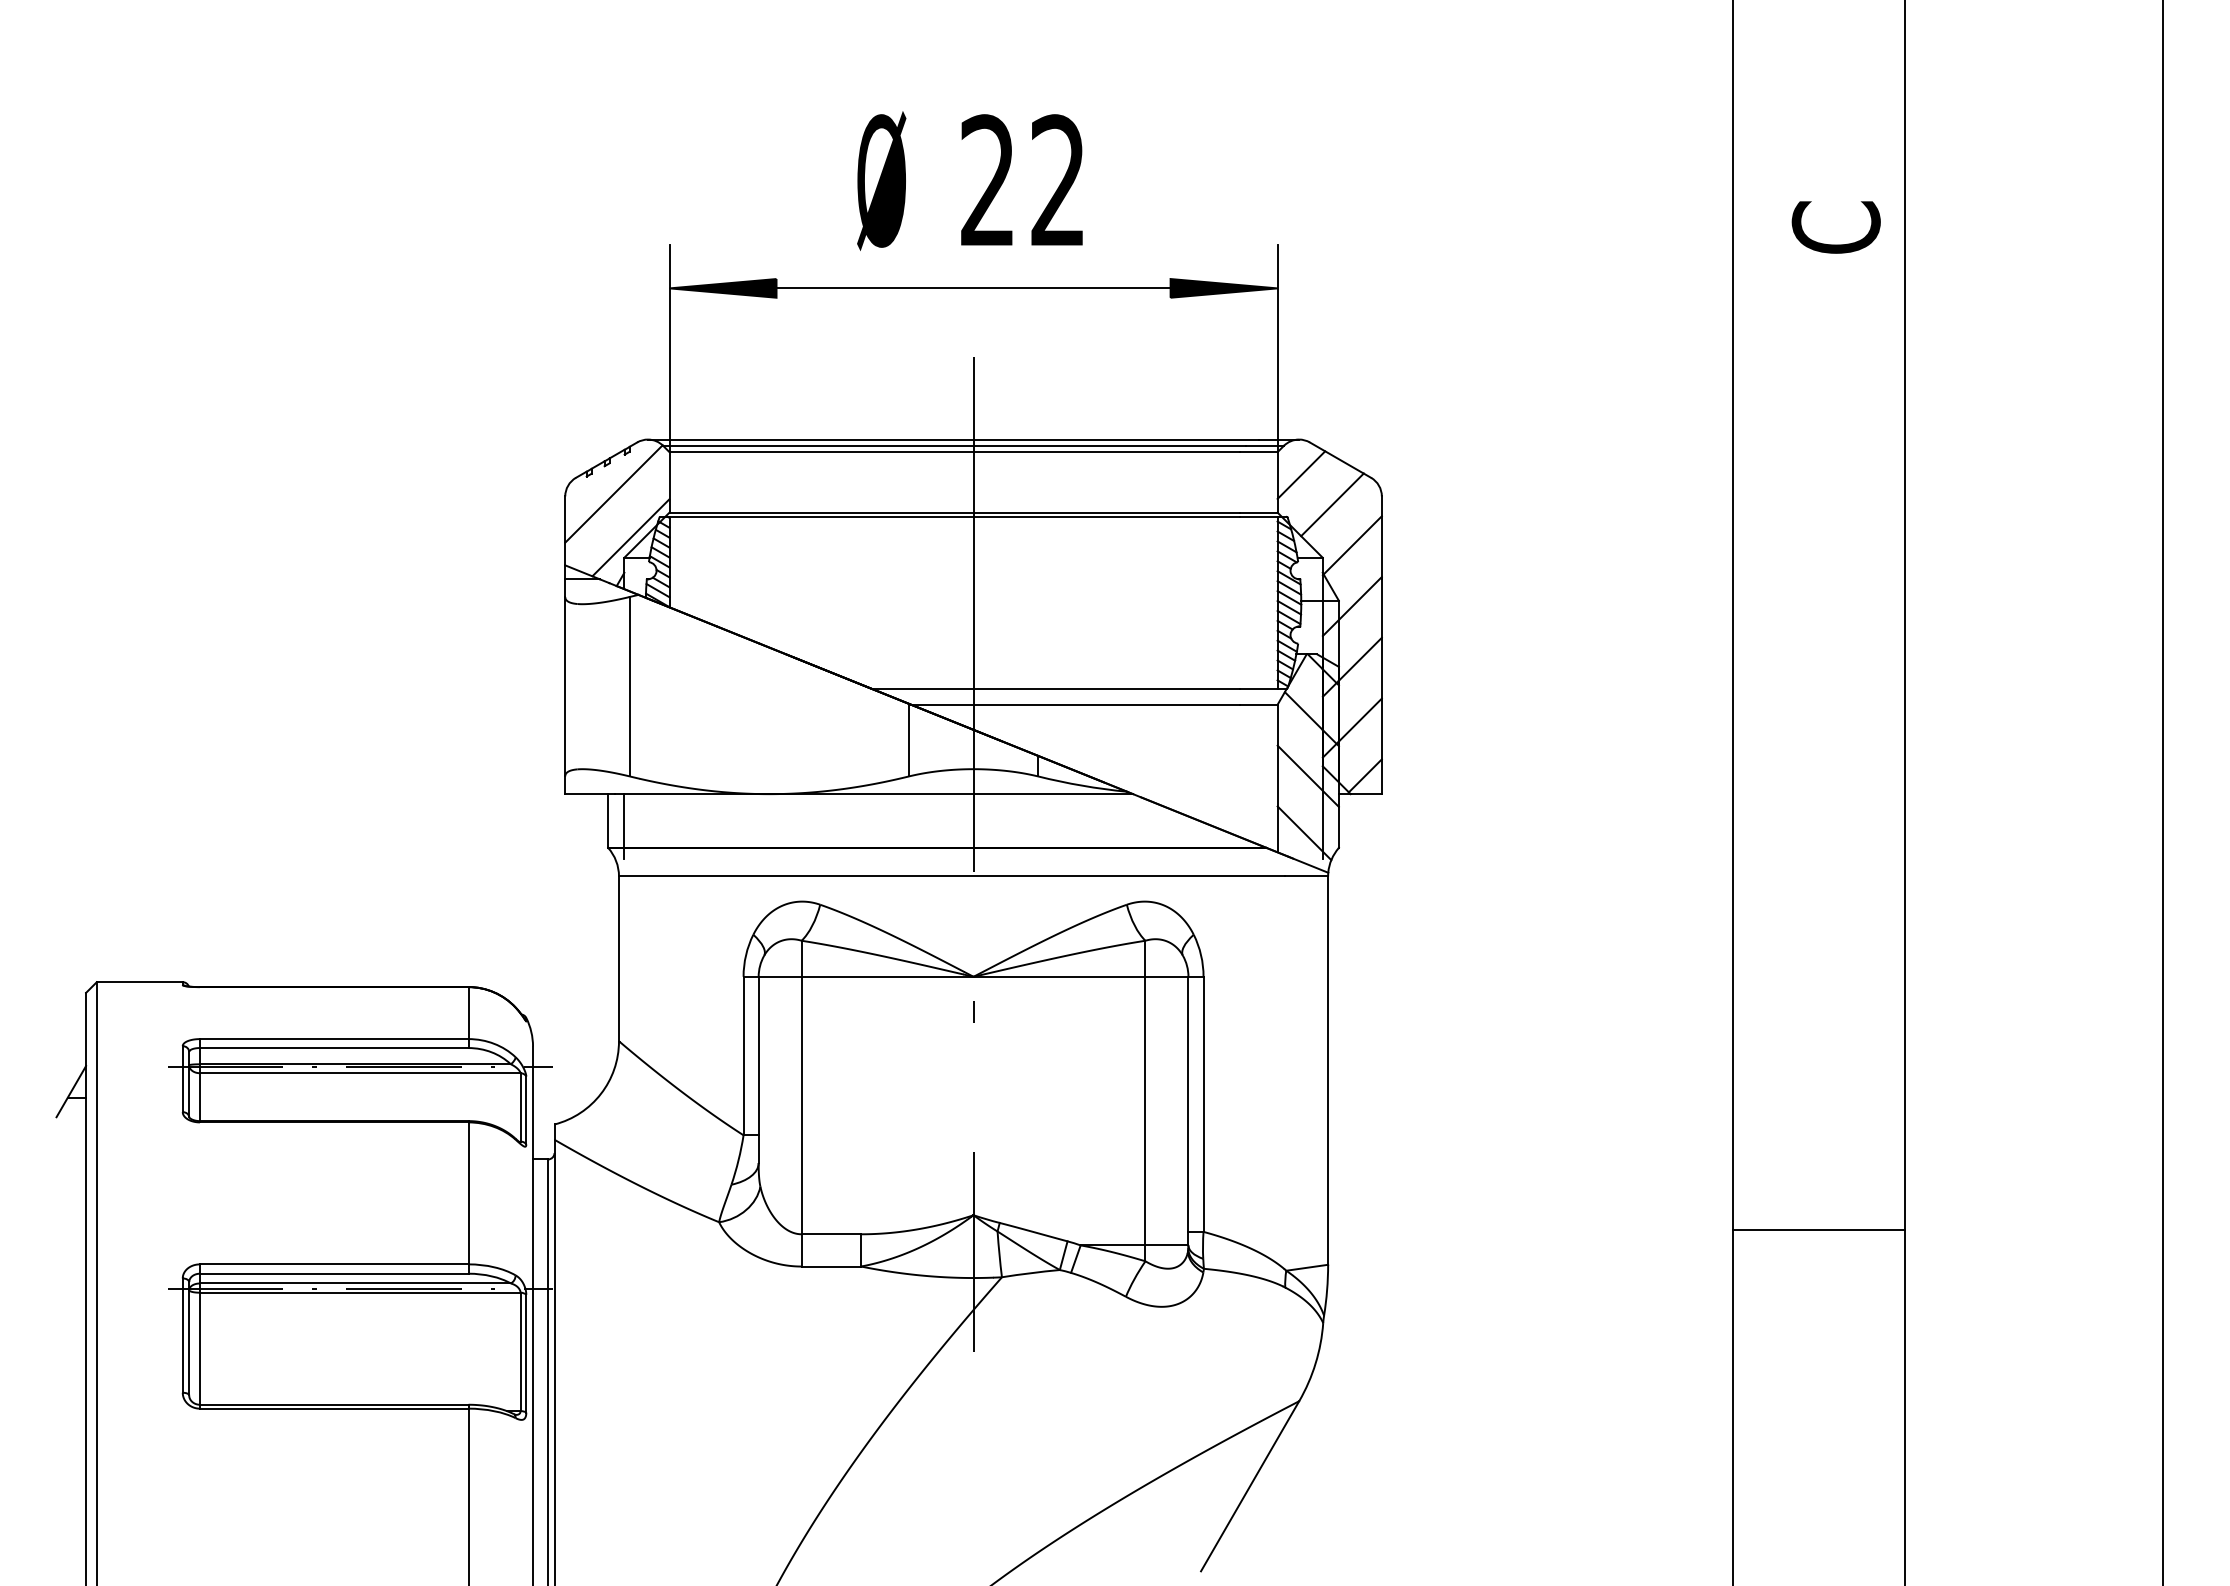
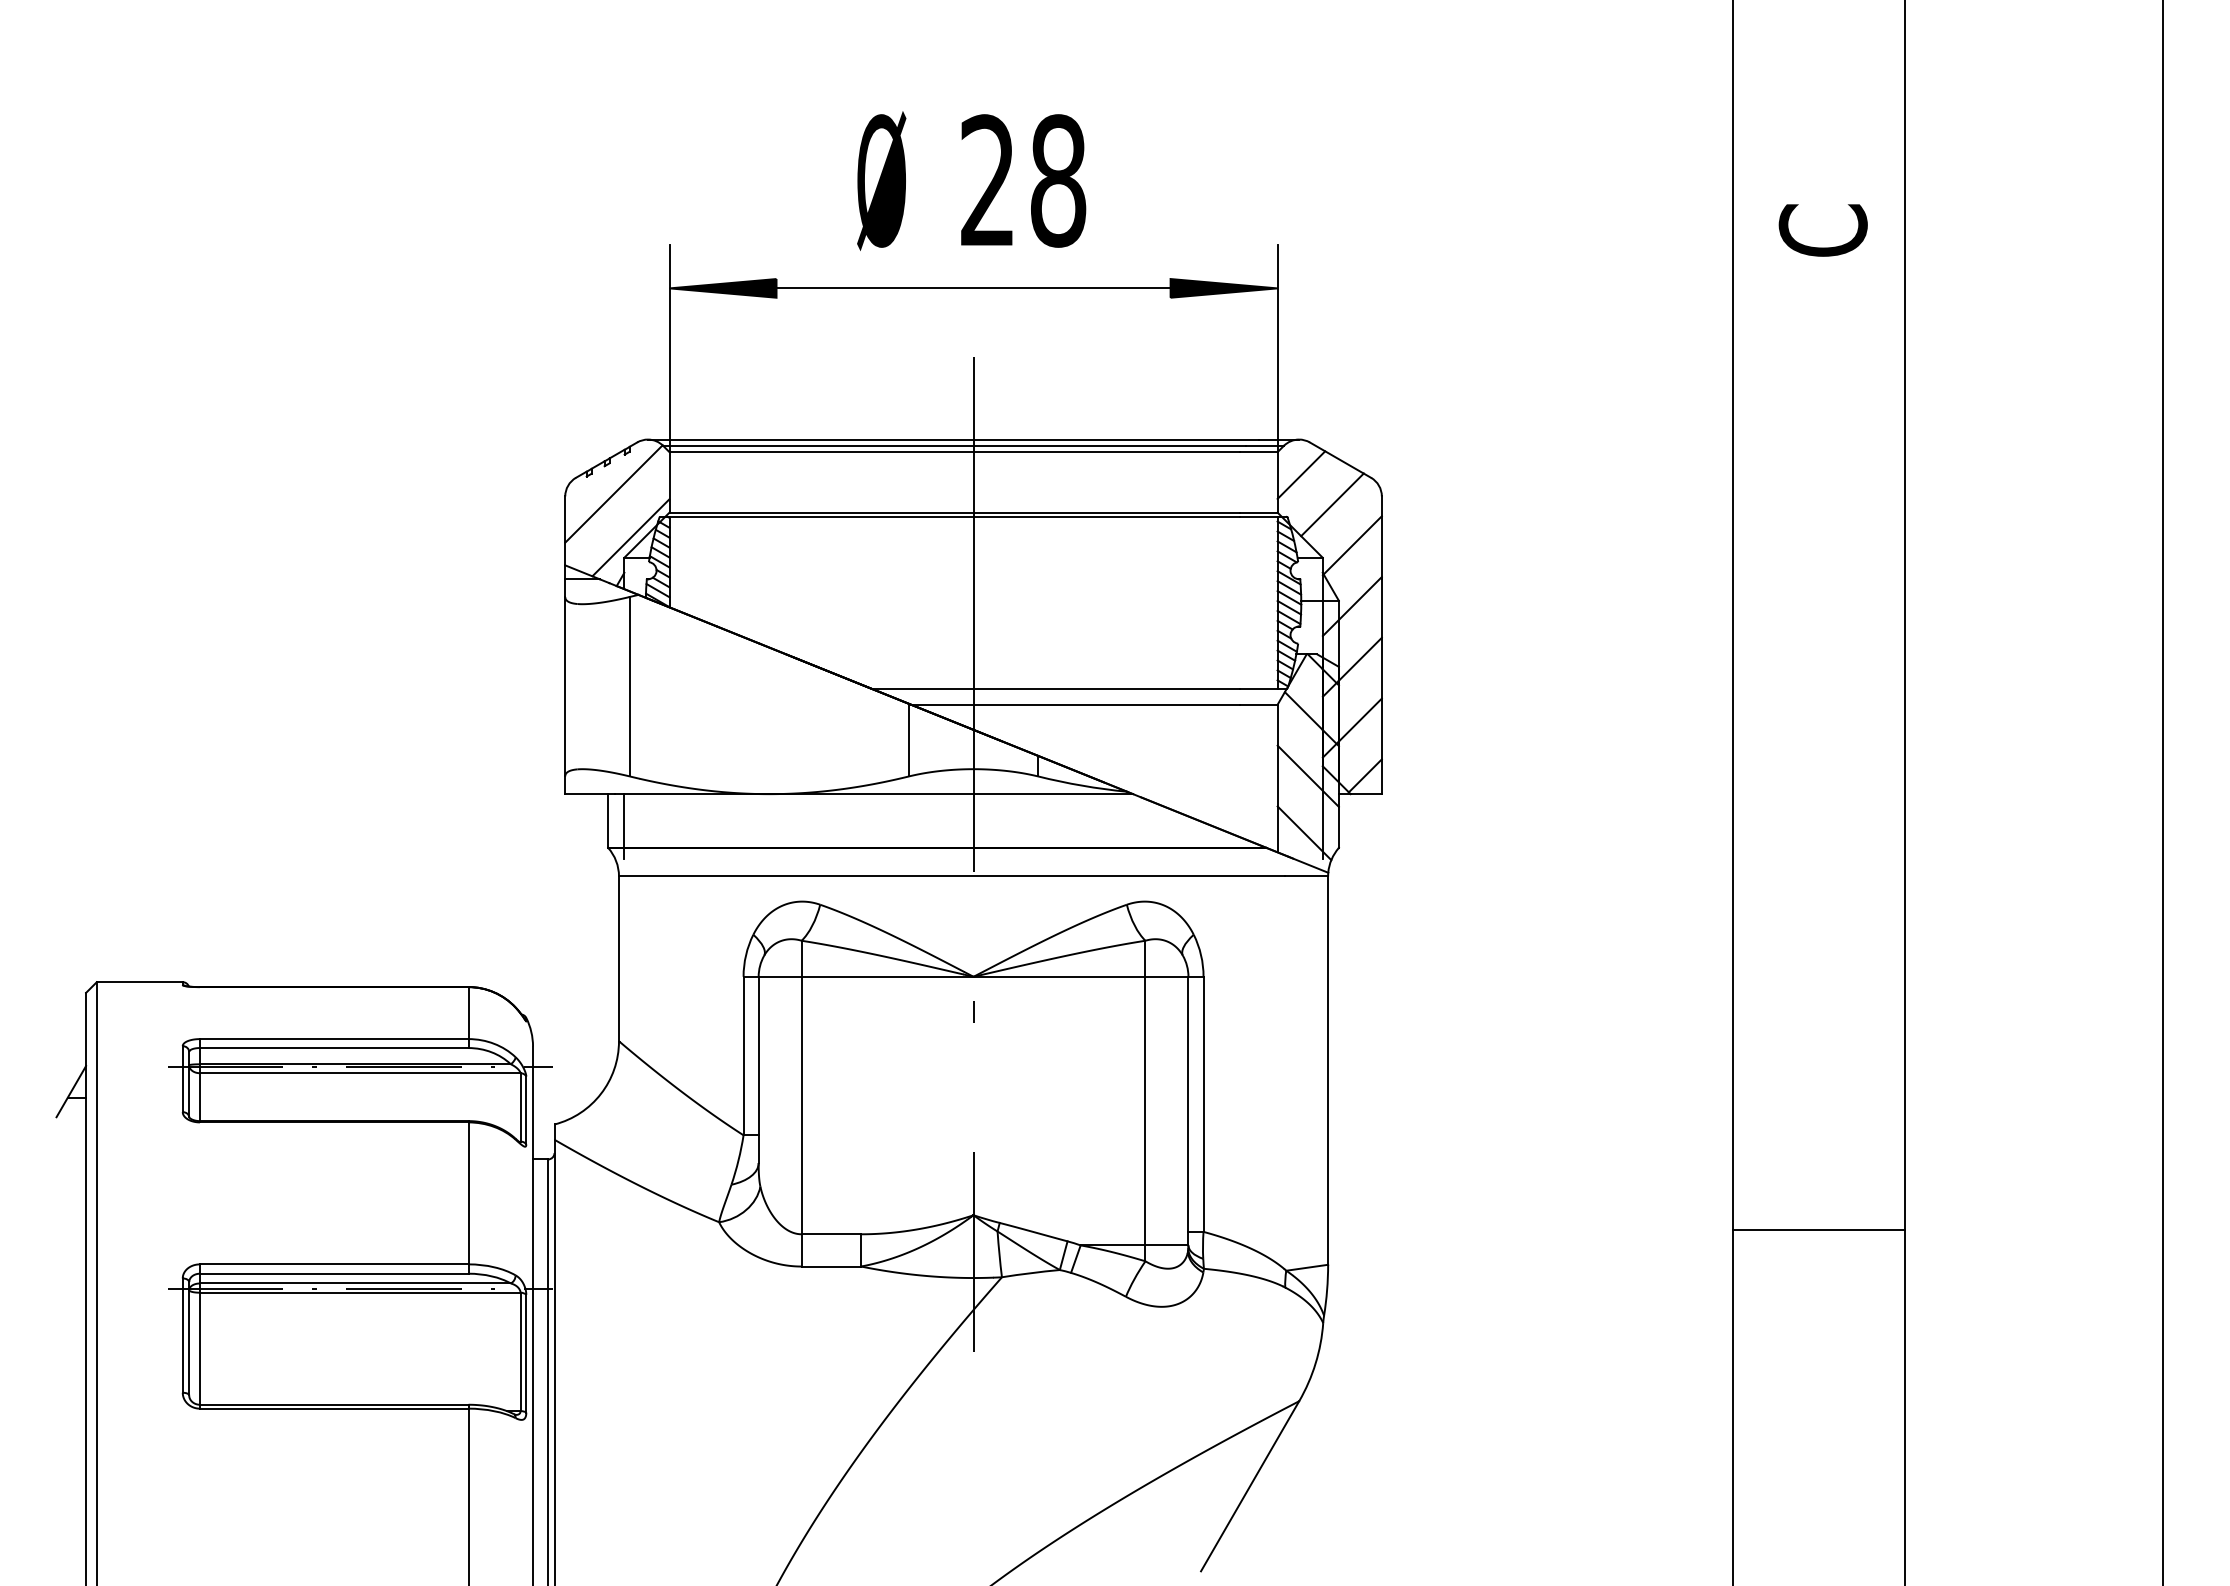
text: 22 -> 28 (1058, 180)
text position: (1835, 227) -> (1822, 230) (1822, 230)
